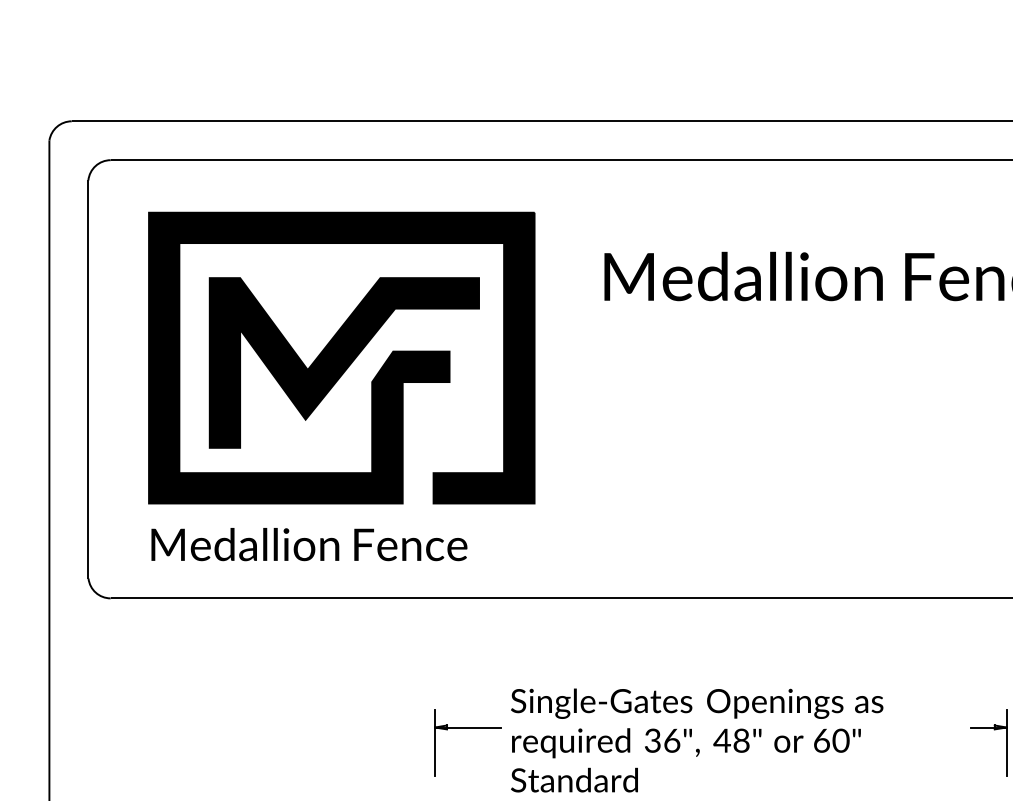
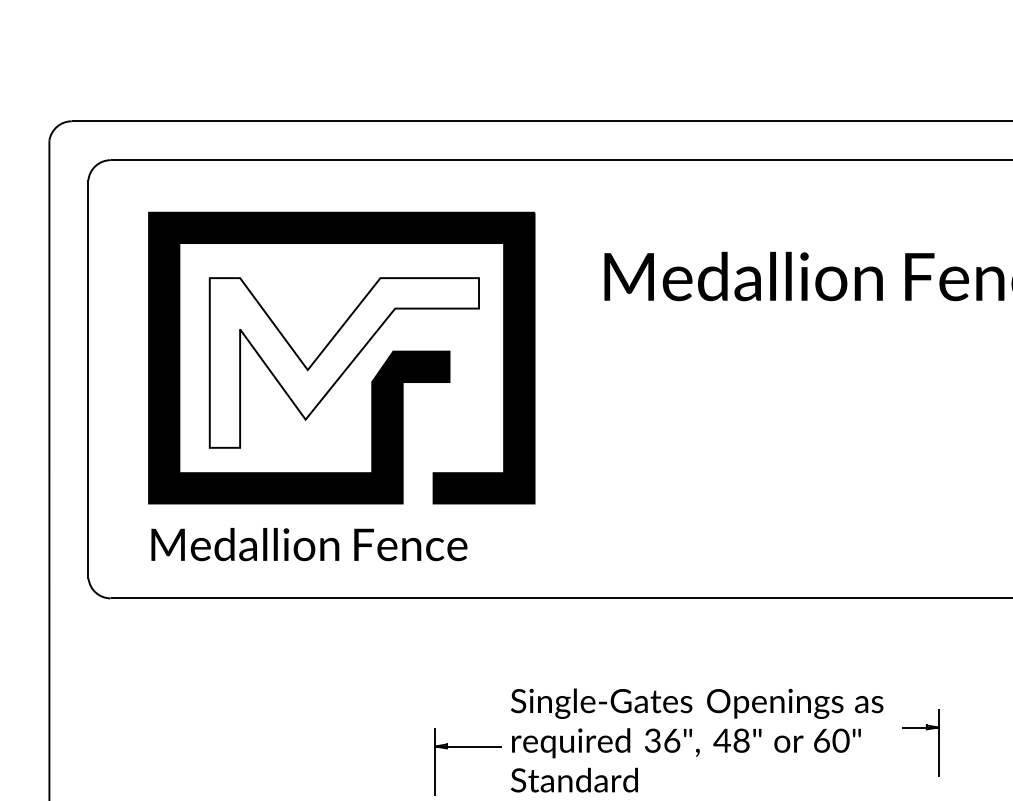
fill: present -> none (344, 362)
part position: (467, 728) -> (467, 747) (467, 747)
part position: (994, 730) -> (926, 730) (926, 730)
